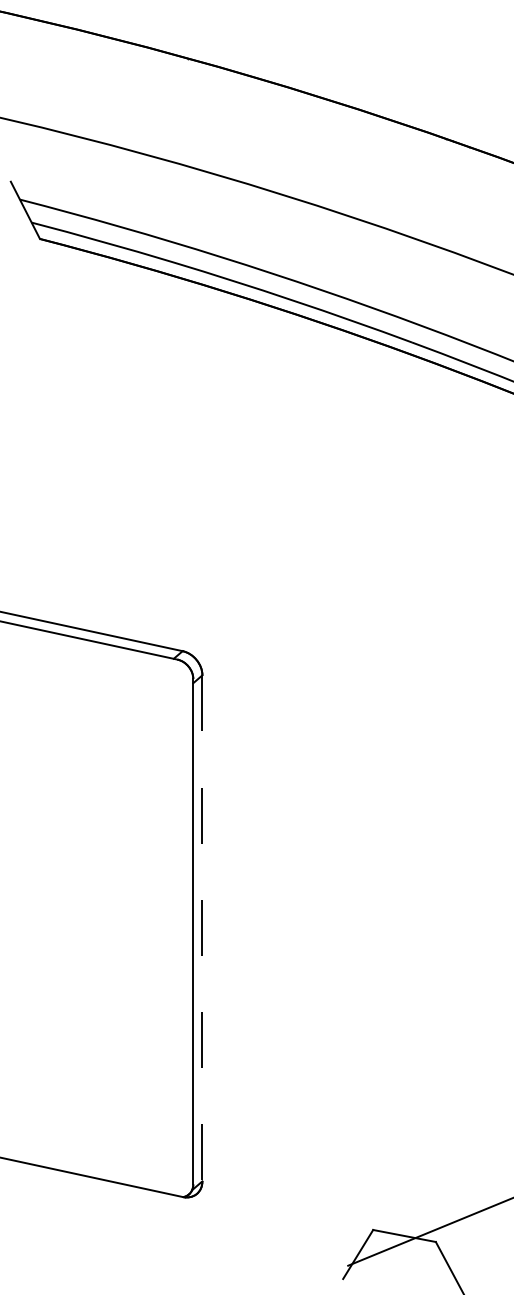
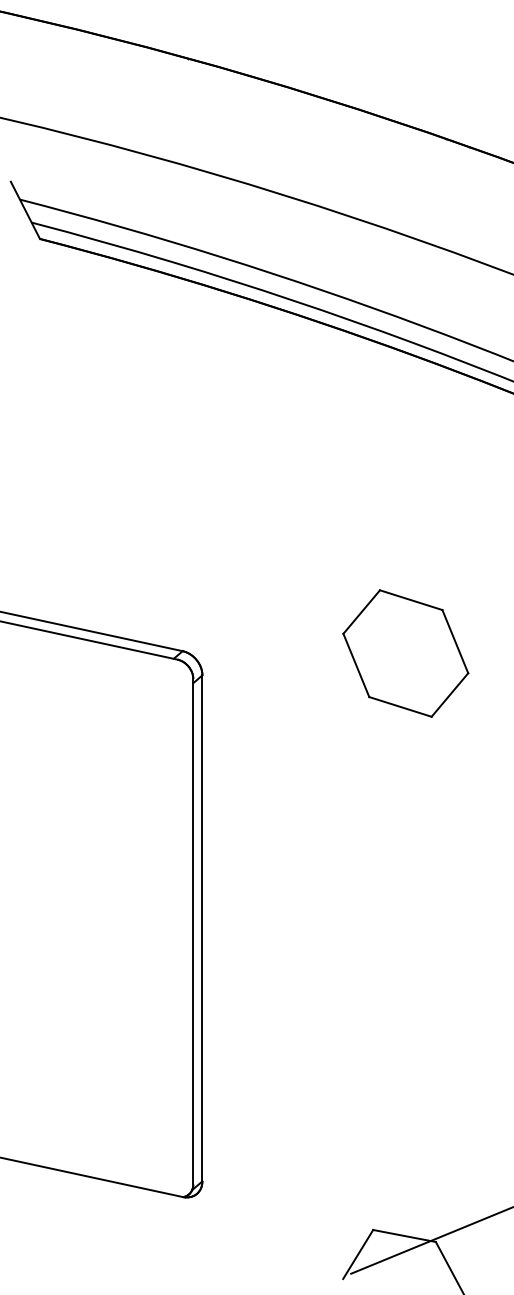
part: none -> present (405, 653)
line: dashed -> solid (202, 928)
line position: (429, 1232) -> (430, 1240) (430, 1240)
